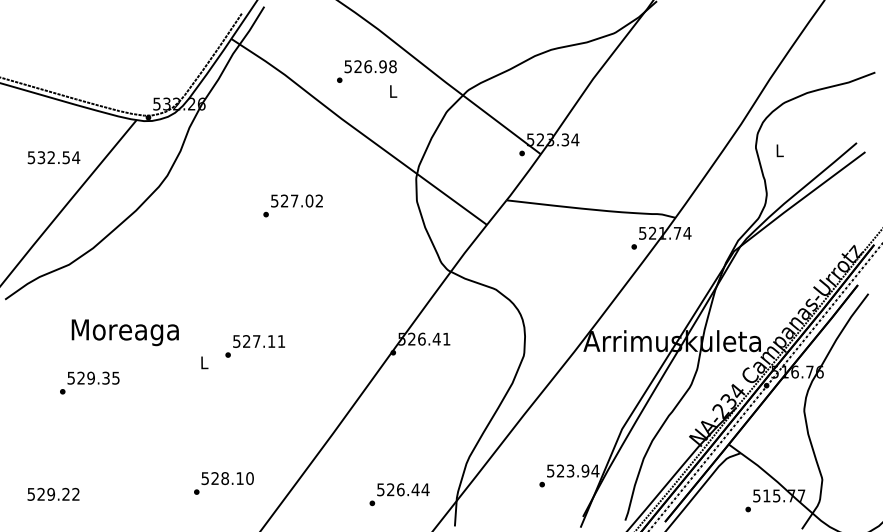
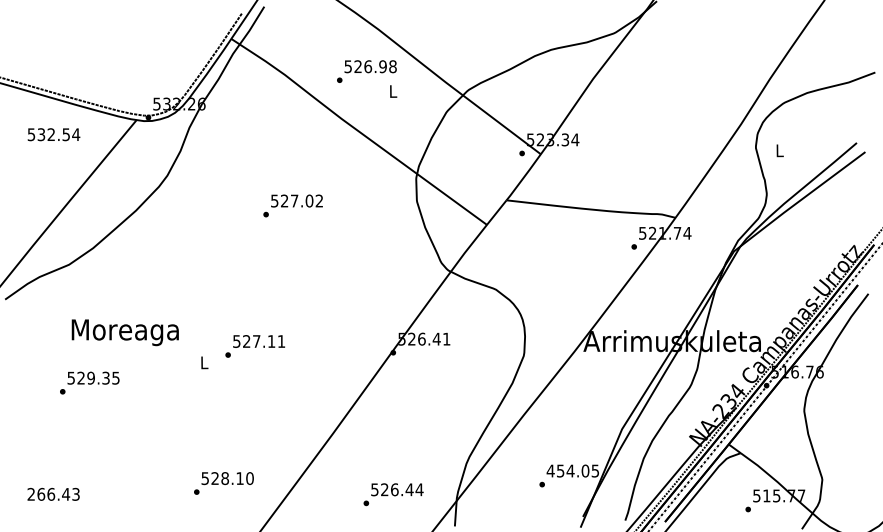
text position: (53, 157) -> (53, 134) (53, 134)
text: 523.94 -> 454.05 (572, 470)
text: 529.22 -> 266.43 (53, 493)
text position: (399, 494) -> (393, 494) (393, 494)
